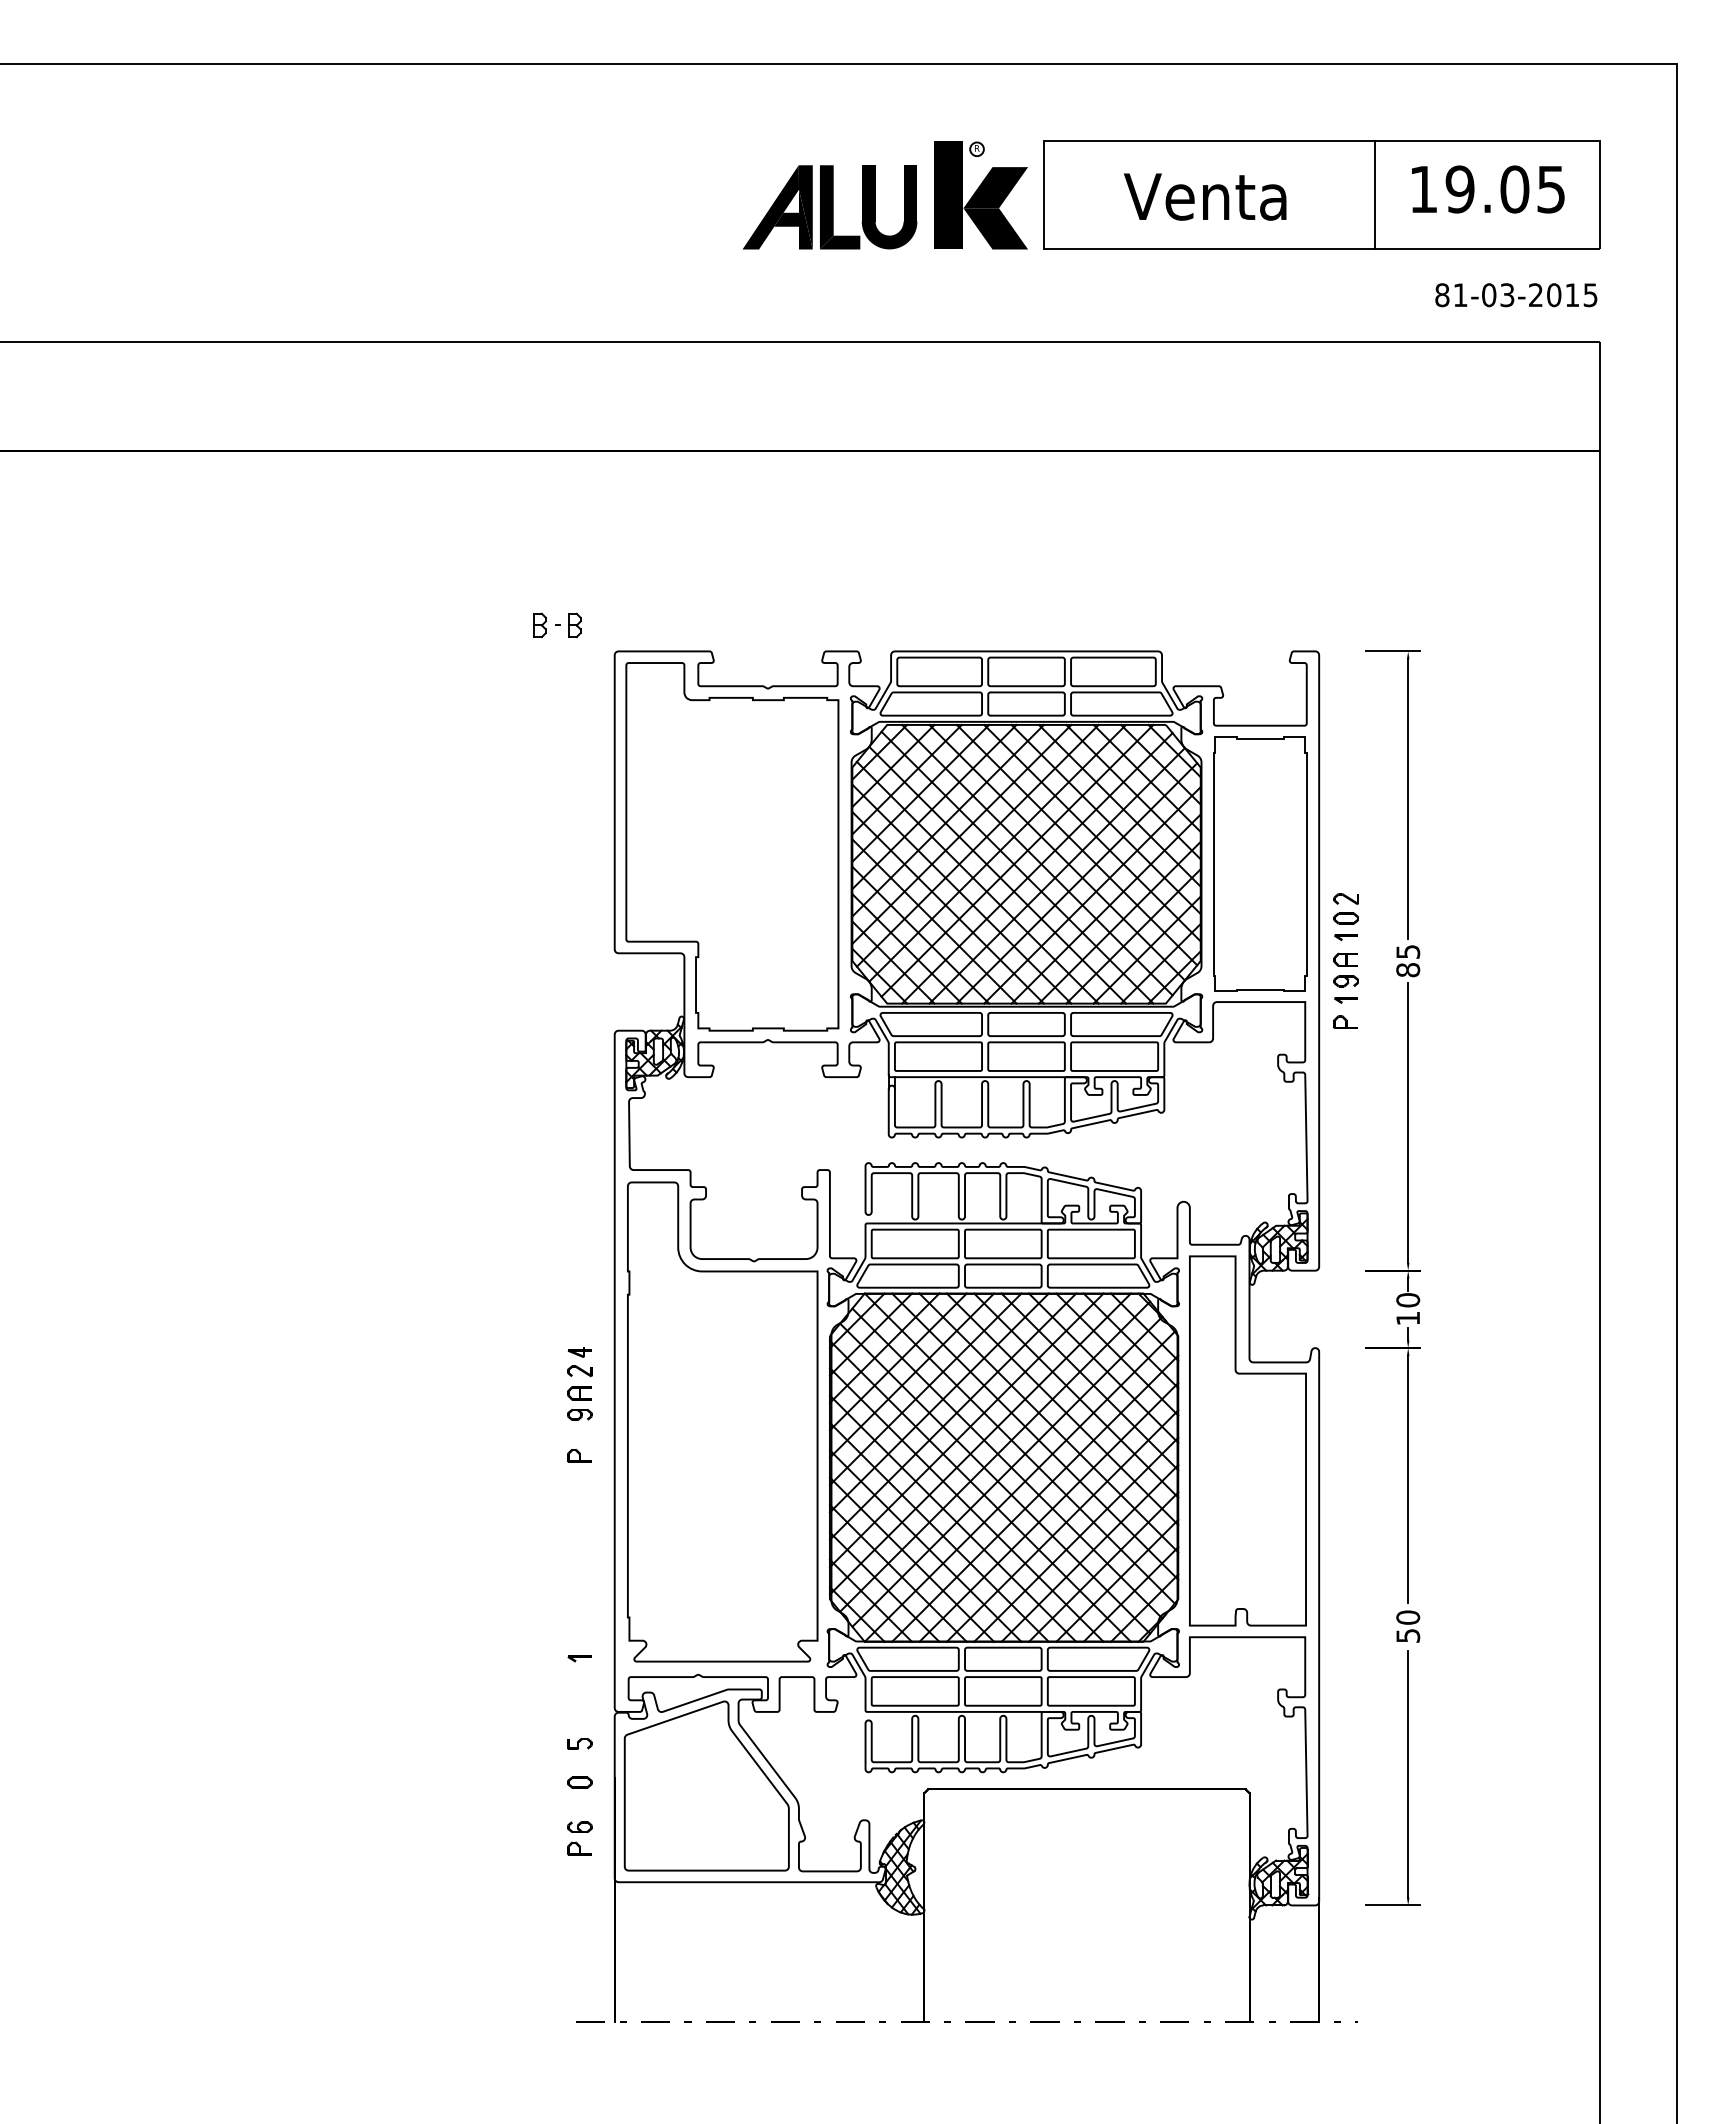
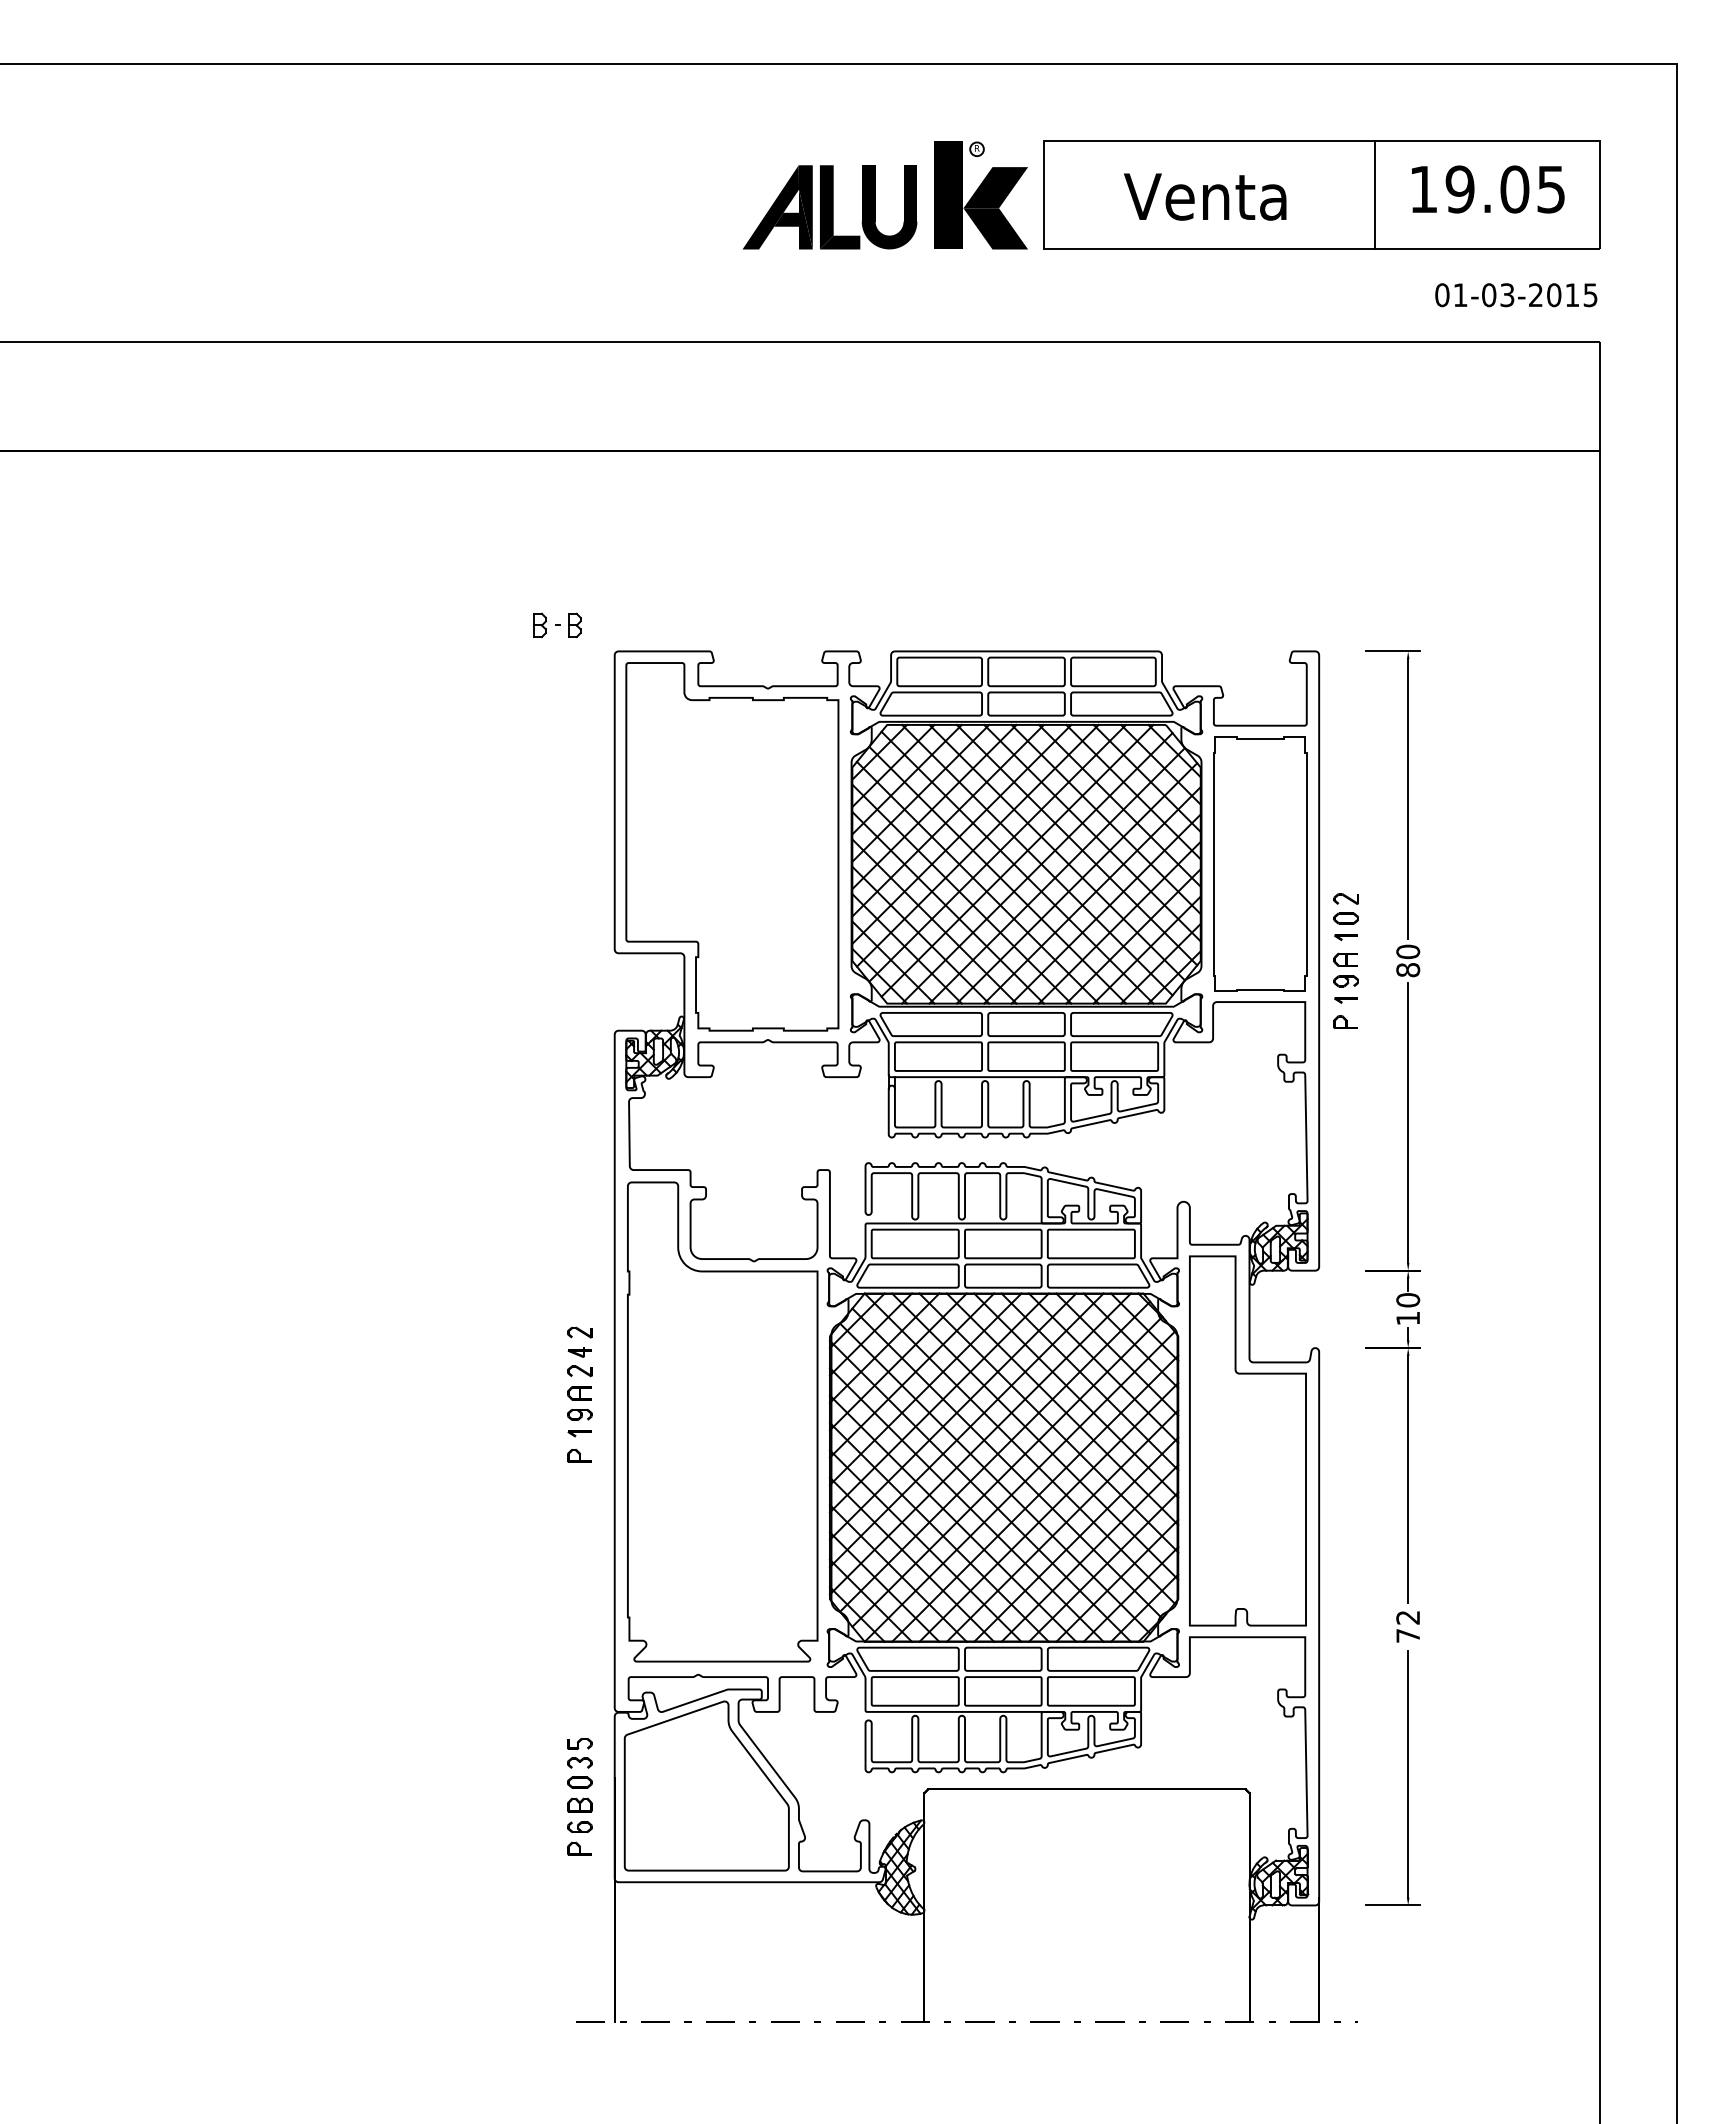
text: 81-03-2015 -> 01-03-2015 (1442, 294)
text: 85 -> 80 (1408, 951)
part: none -> present (579, 1332)
text: 50 -> 72 (1408, 1626)
part position: (579, 1658) -> (579, 1433) (579, 1433)
part: none -> present (579, 1762)
part: none -> present (579, 1804)
